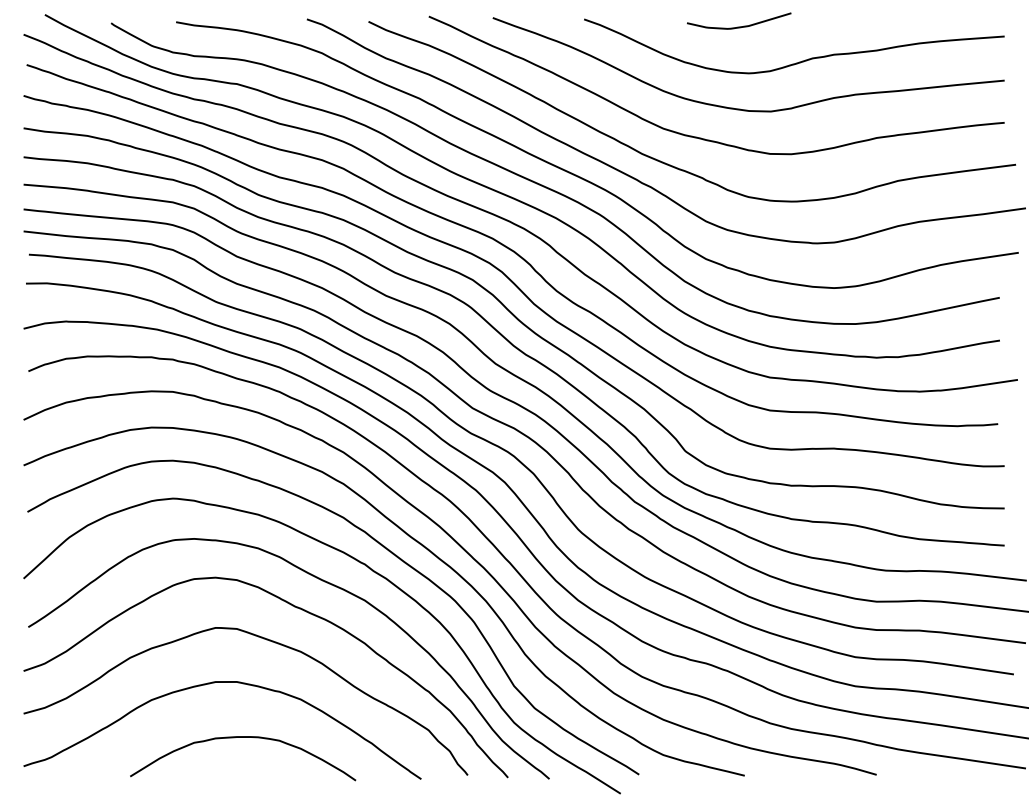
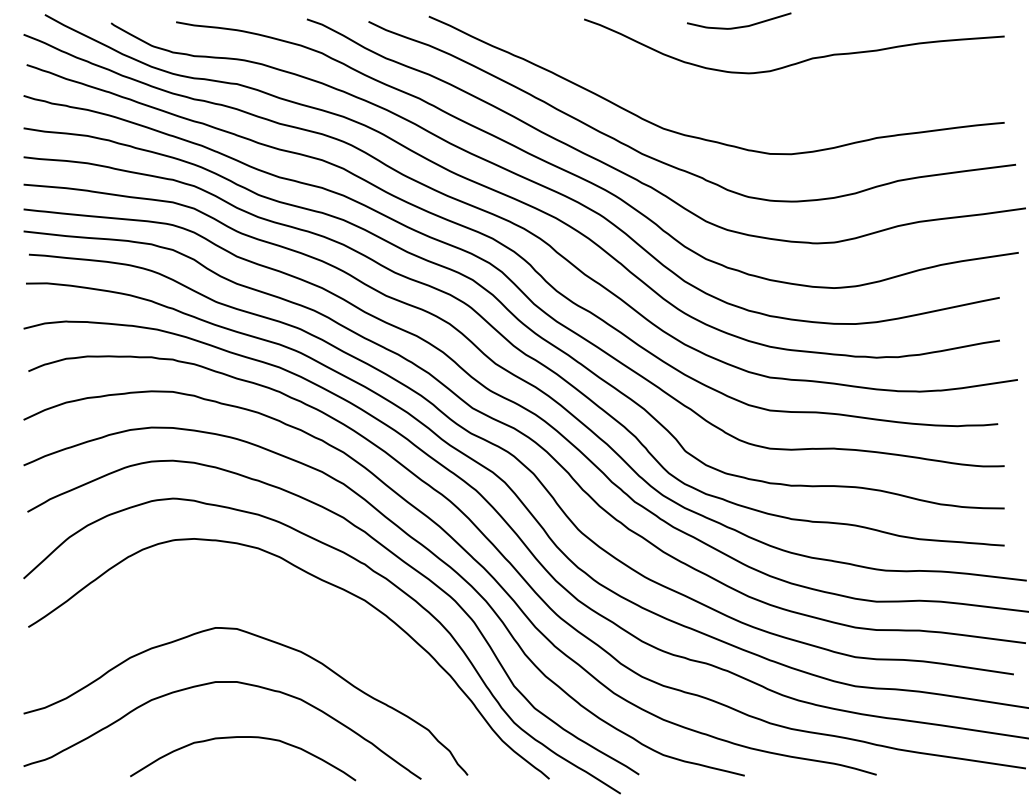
curve: present -> none (740, 108)
curve: present -> none (296, 608)
